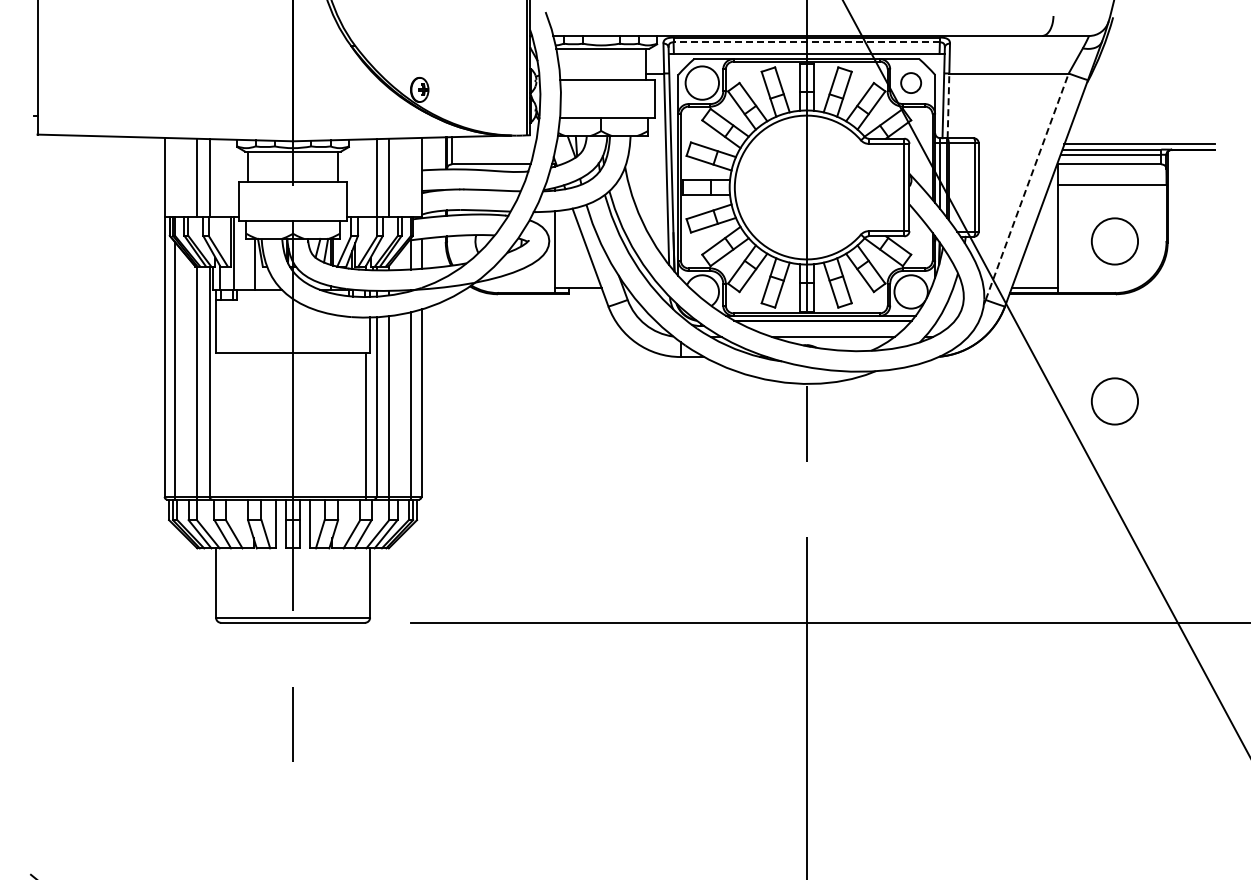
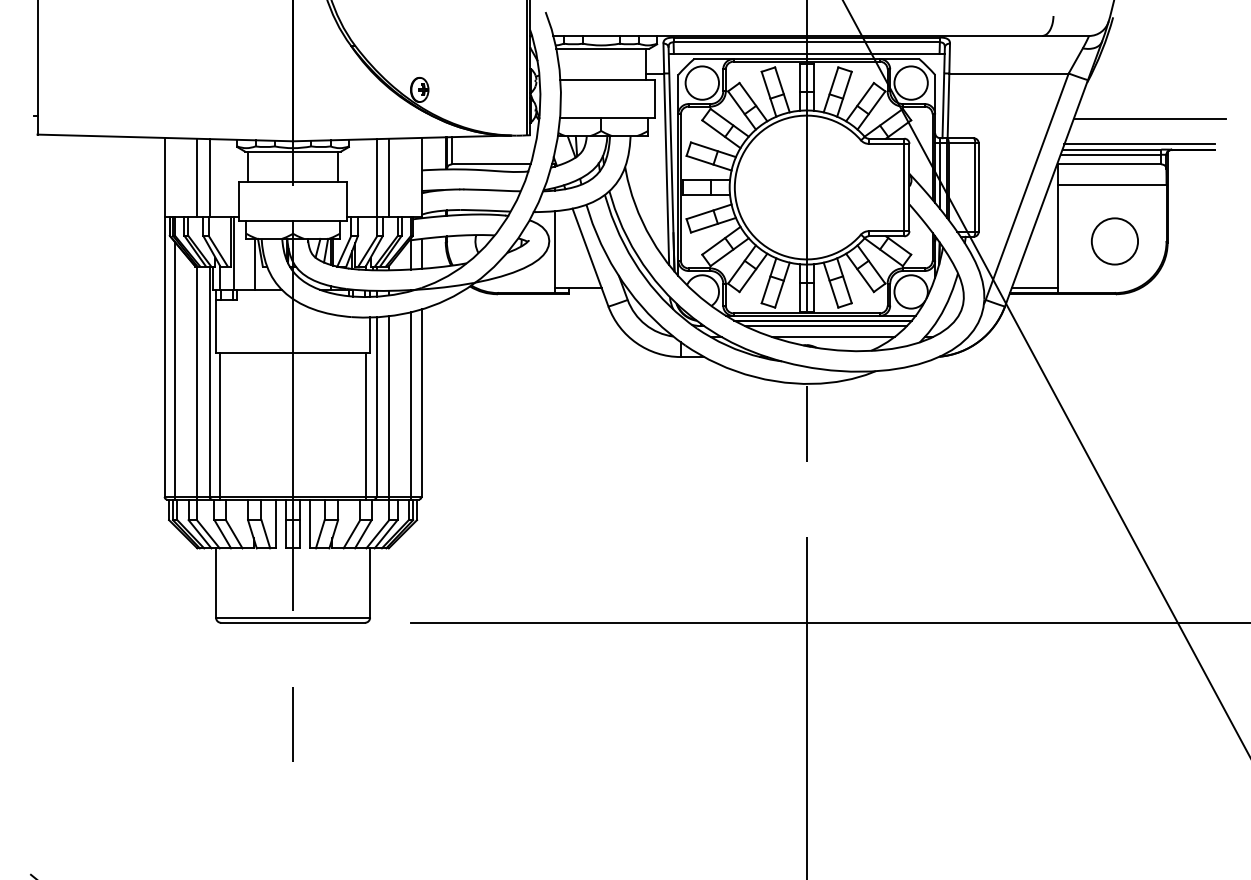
line: dashed -> solid (806, 42)
circle diameter: 20 px -> 33 px (910, 82)
line: dashed -> solid (948, 105)
line: none -> present (1149, 118)
line: dashed -> solid (1027, 186)
line: none -> present (825, 326)
circle: present -> none (1114, 401)
line: none -> present (219, 426)
